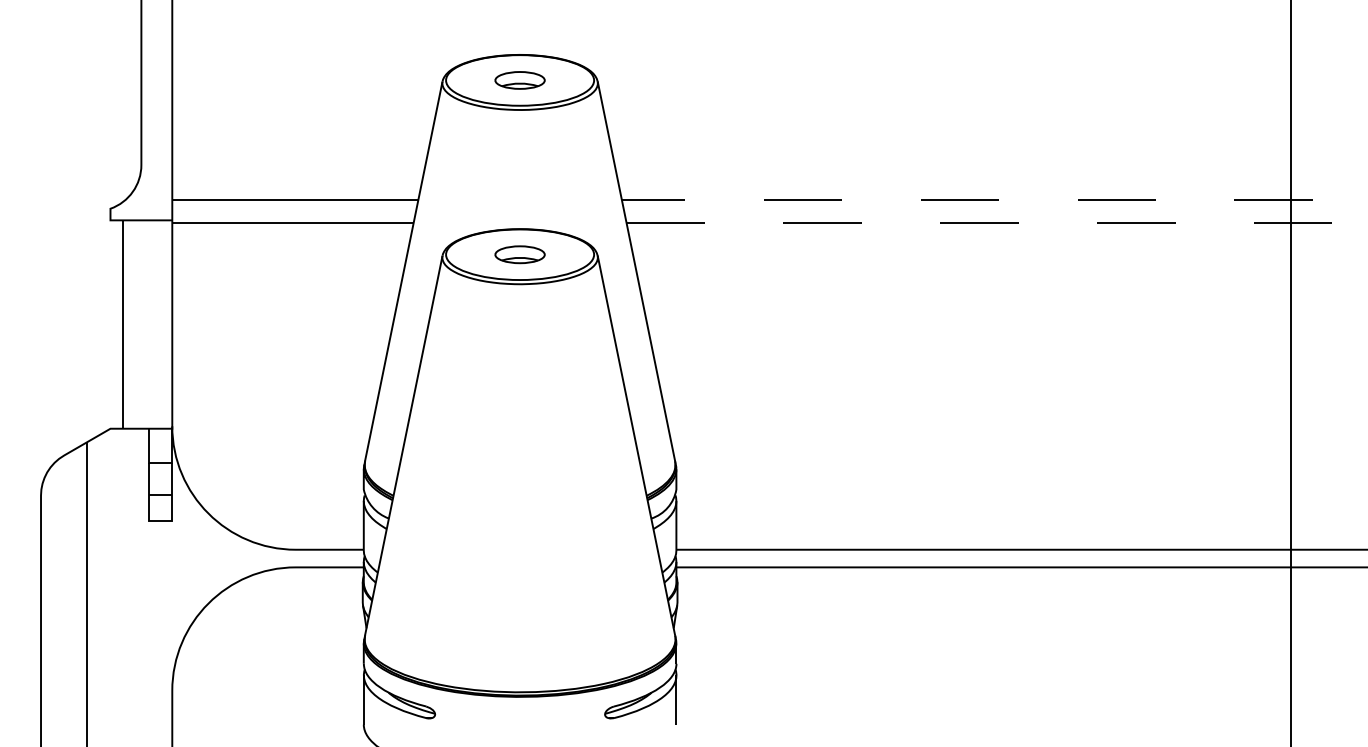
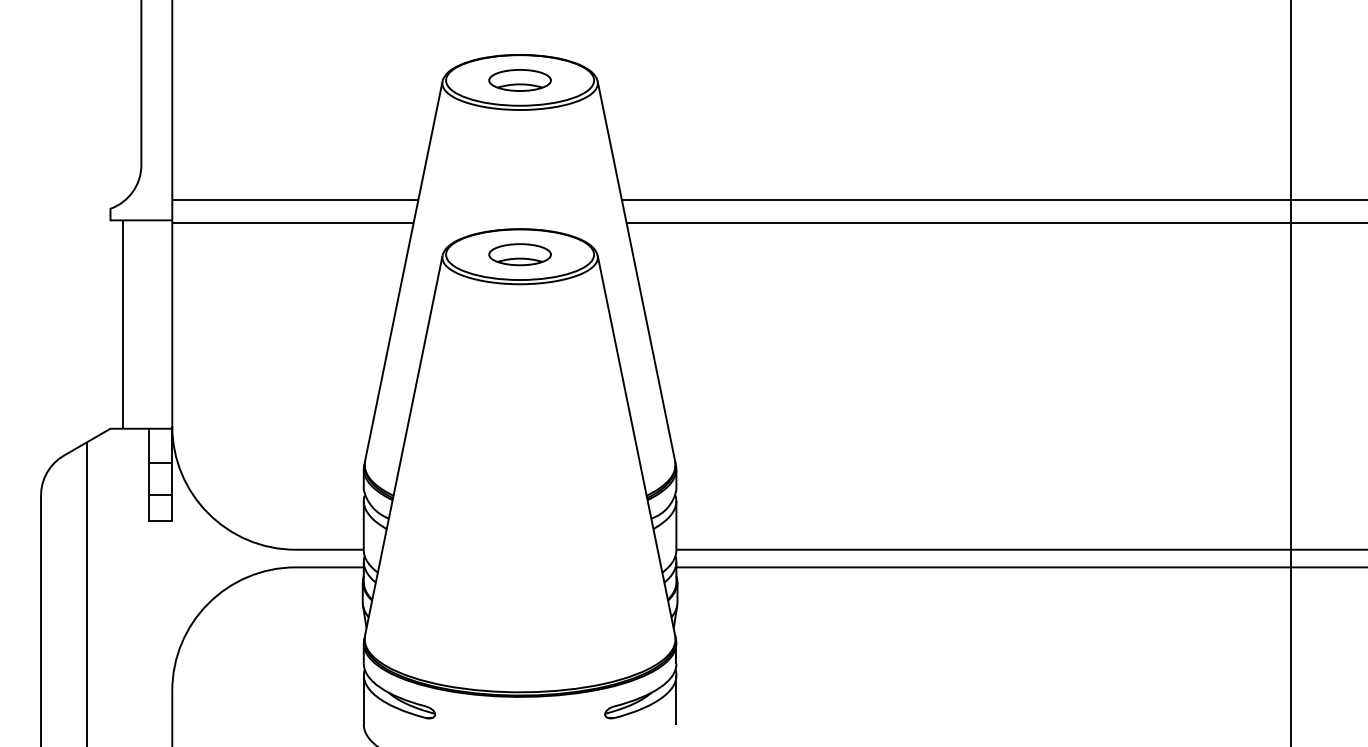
part size: 52x19 px -> 64x23 px (519, 80)
line: dashed -> solid (994, 200)
line: dashed -> solid (997, 223)
part size: 52x20 px -> 64x24 px (519, 254)
